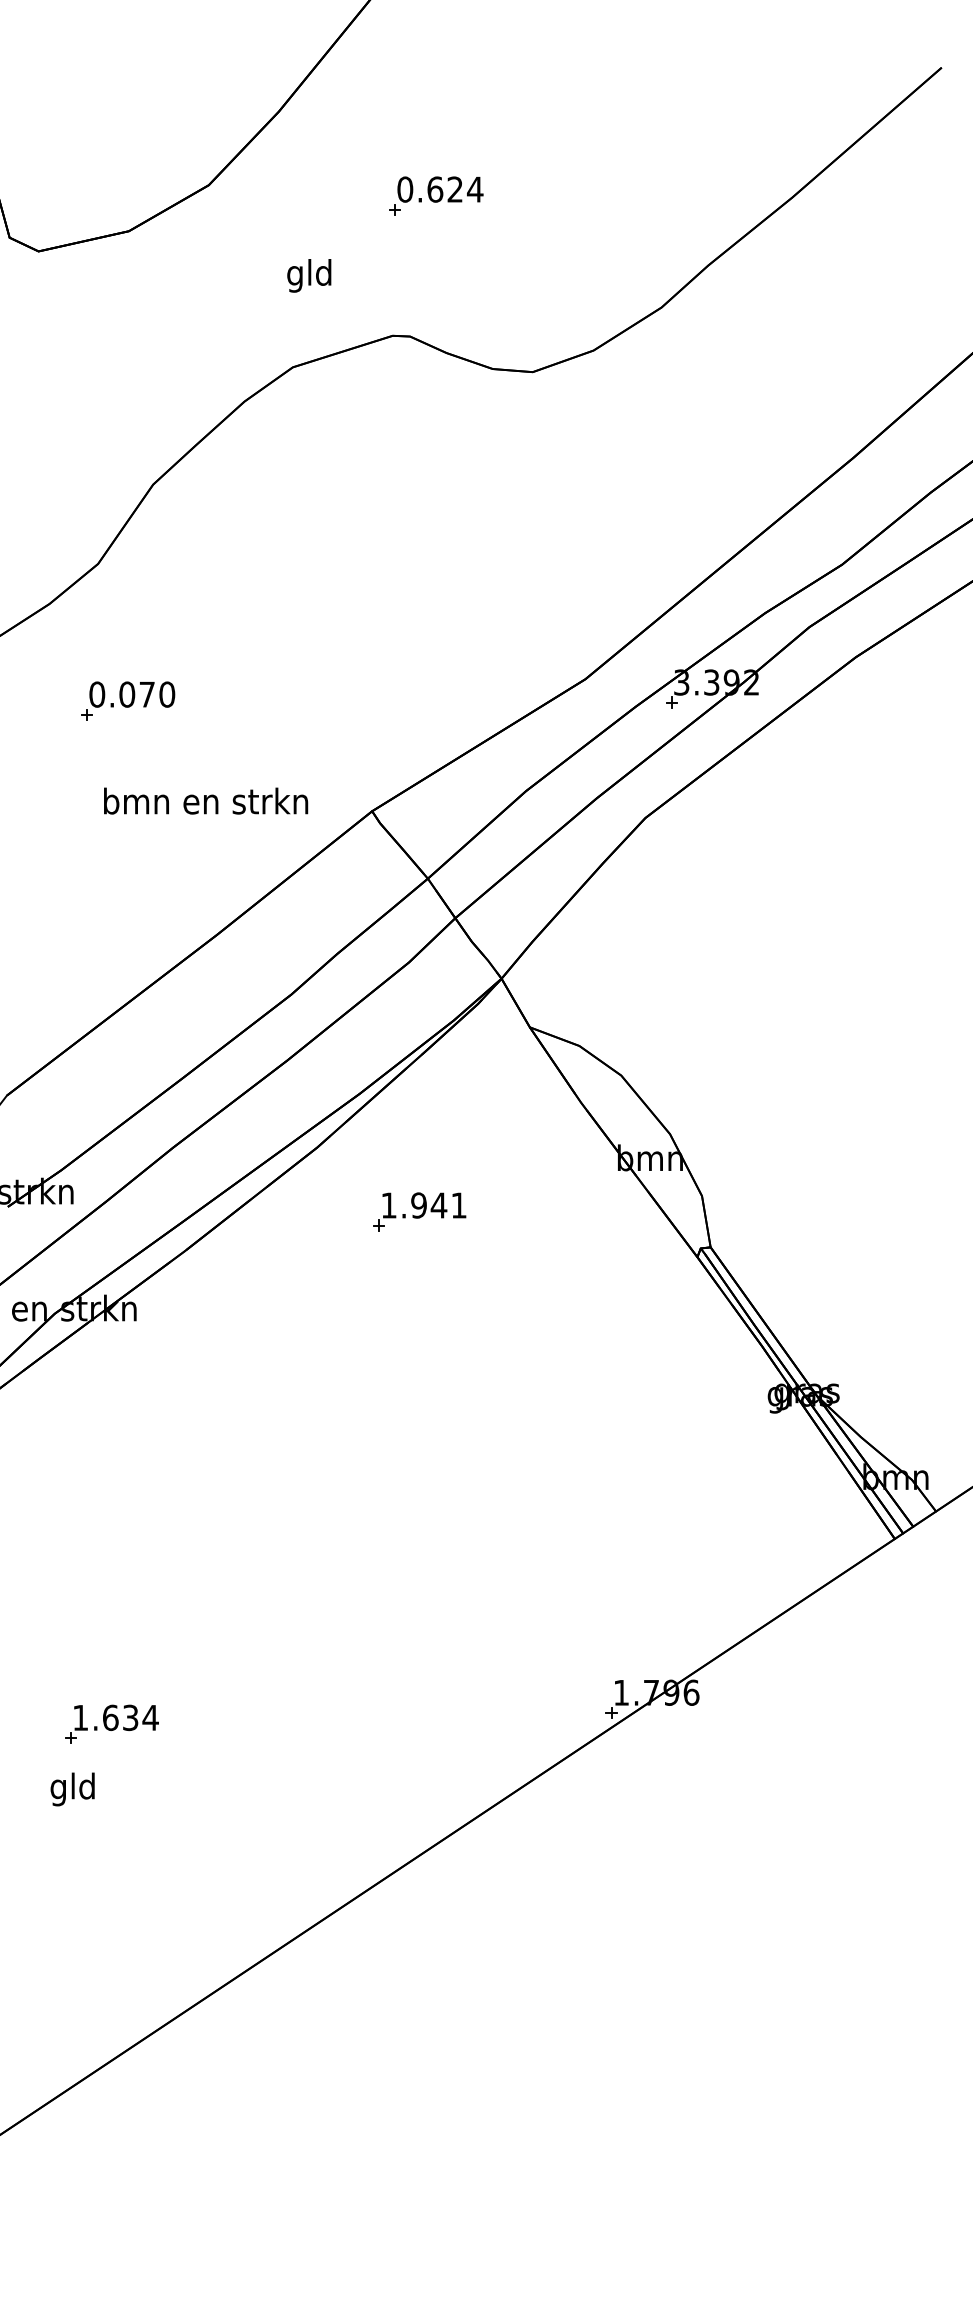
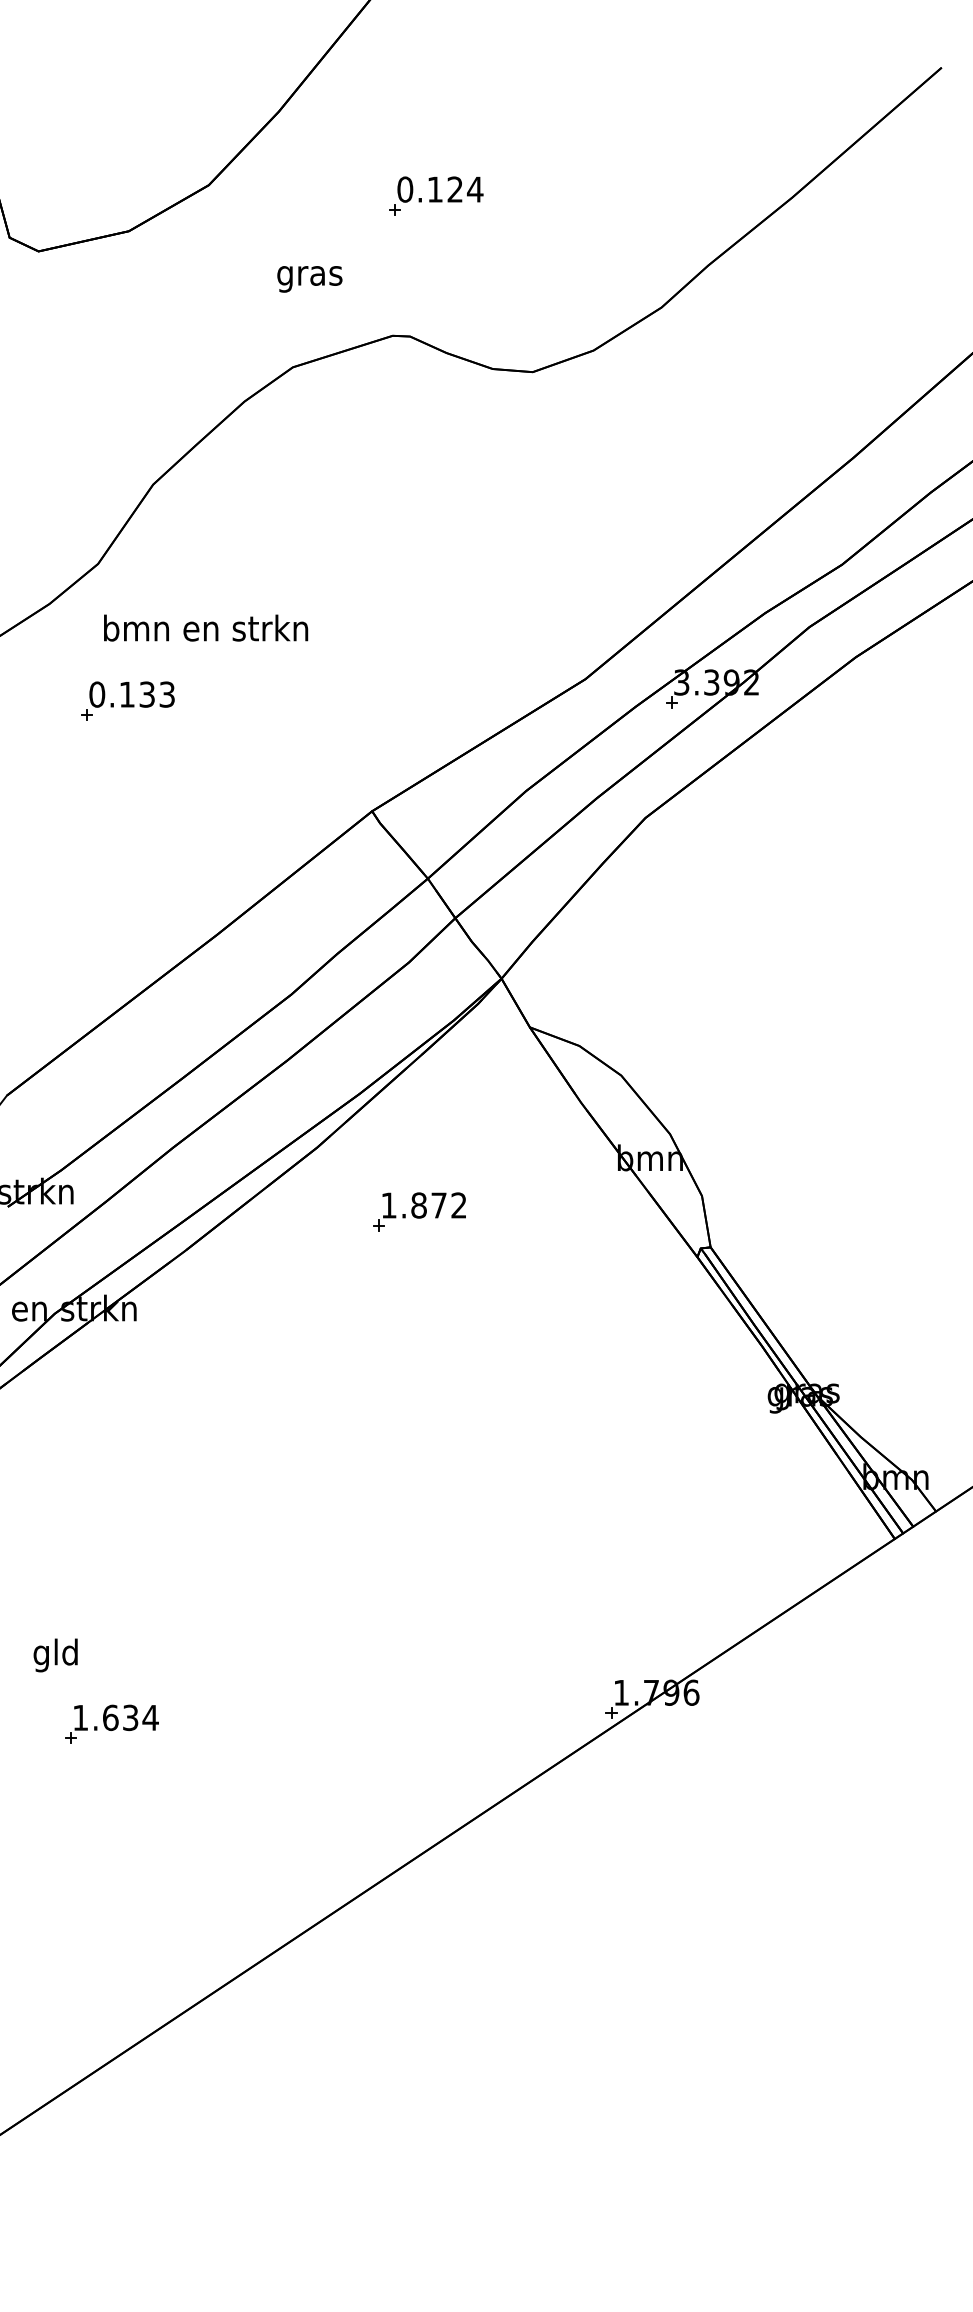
text: 0.624 -> 0.124 (435, 189)
text: gld -> gras (309, 275)
text: 0.070 -> 0.133 (147, 694)
text position: (206, 800) -> (206, 627) (206, 627)
text: 1.941 -> 1.872 (438, 1205)
text position: (72, 1789) -> (55, 1655) (55, 1655)
